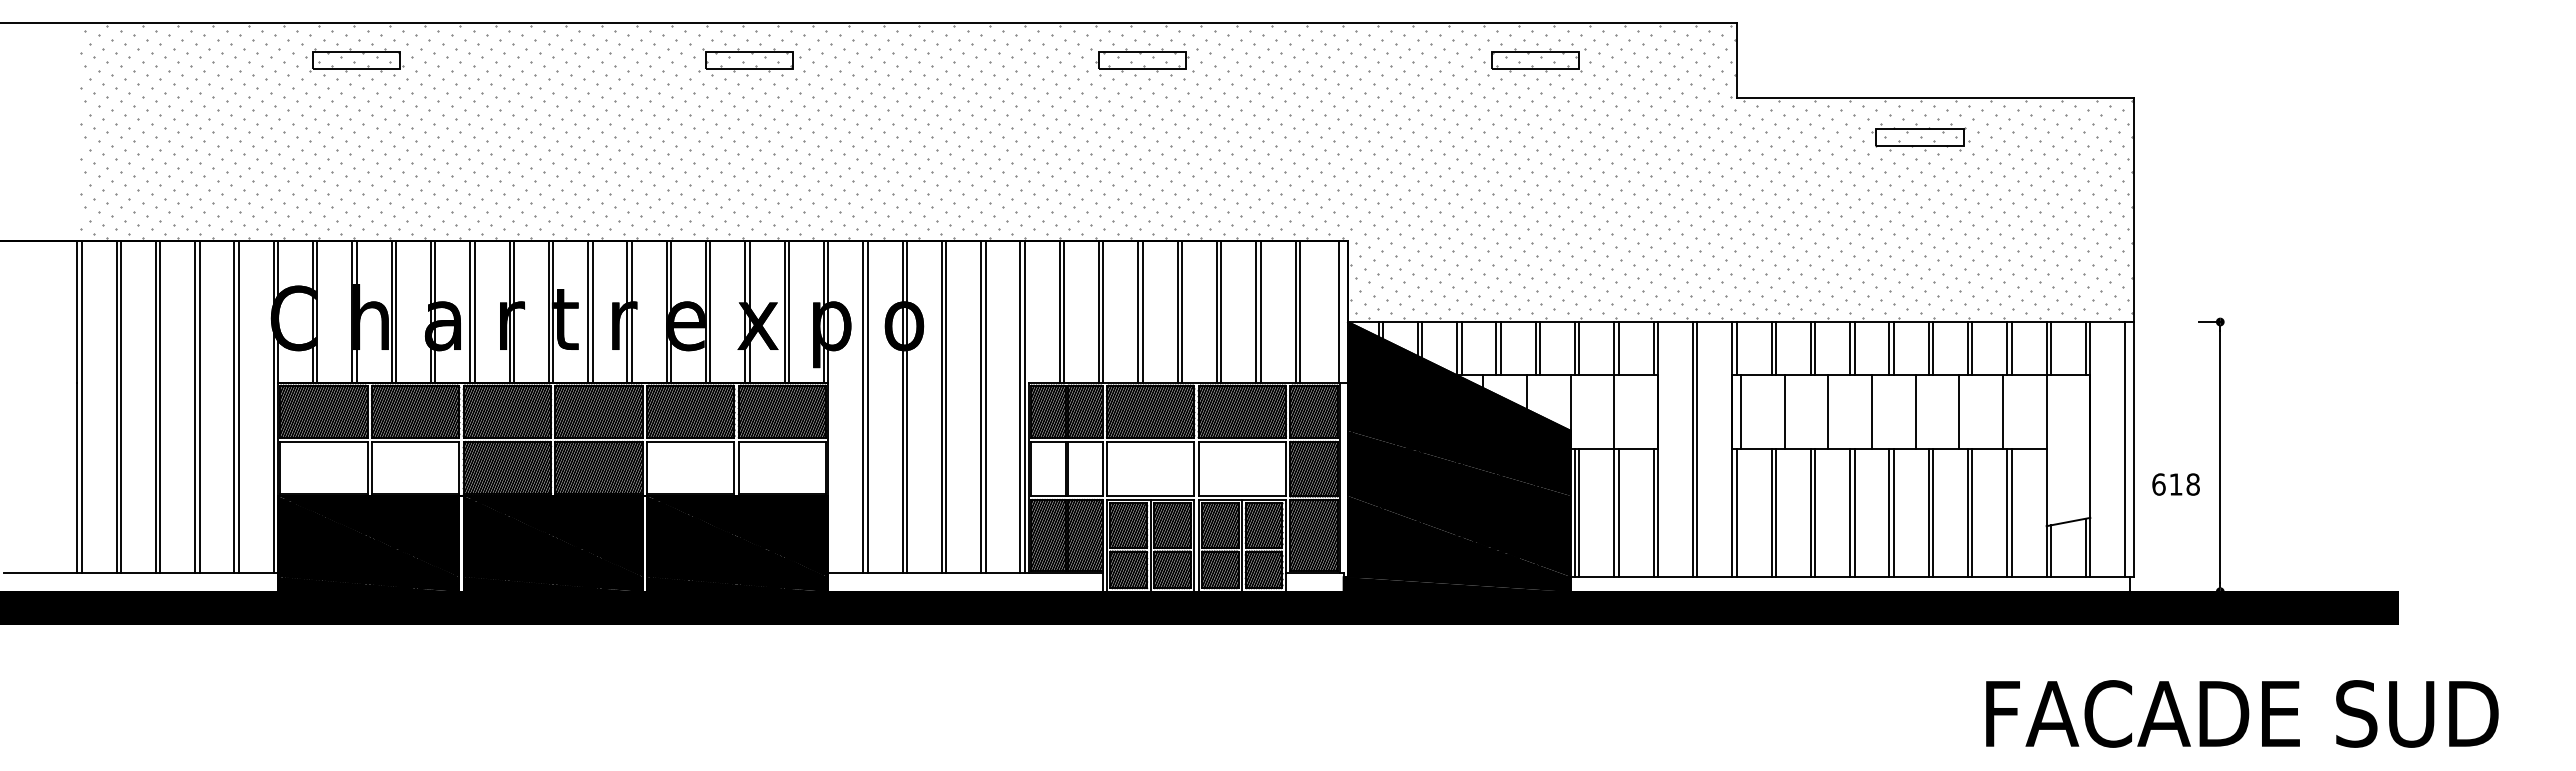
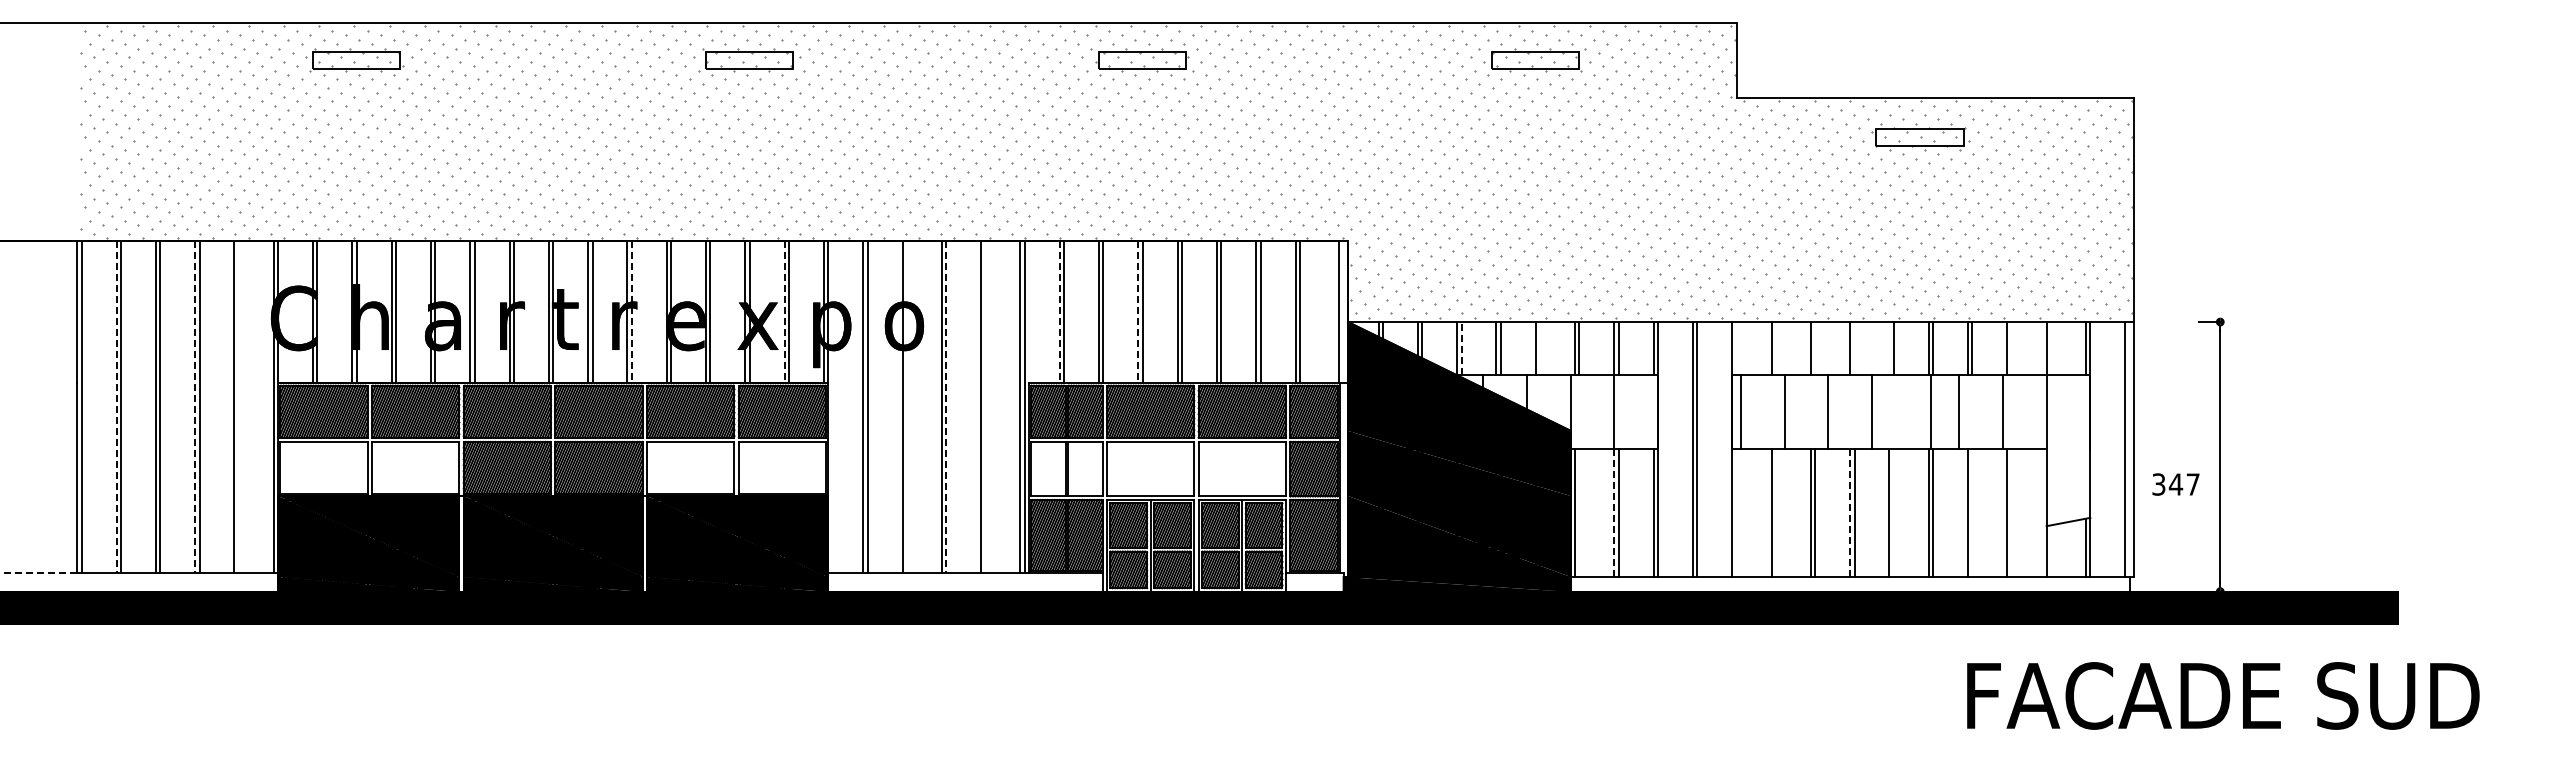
line: solid -> dashed (631, 312)
line: solid -> dashed (784, 312)
line: solid -> dashed (1059, 312)
line: solid -> dashed (1138, 312)
line: solid -> dashed (1461, 348)
line: present -> none (1540, 348)
line: present -> none (1736, 348)
line: present -> none (1775, 348)
line: present -> none (1815, 348)
line: present -> none (1854, 348)
line: present -> none (1889, 348)
line: present -> none (2011, 348)
line: present -> none (2051, 348)
line: present -> none (238, 406)
line: present -> none (906, 406)
line: present -> none (985, 406)
line: solid -> dashed (116, 407)
line: solid -> dashed (195, 407)
line: solid -> dashed (946, 407)
line position: (1915, 412) -> (1930, 412) (1930, 412)
text: 618 -> 347 (2175, 484)
line: present -> none (1579, 513)
line: solid -> dashed (1614, 513)
line: present -> none (1736, 513)
line: present -> none (1775, 513)
line: solid -> dashed (1850, 513)
line: present -> none (1893, 513)
line: present -> none (1972, 513)
line: present -> none (2011, 513)
line: present -> none (2051, 551)
line: solid -> dashed (40, 572)
text position: (2242, 713) -> (2223, 695) (2223, 695)
